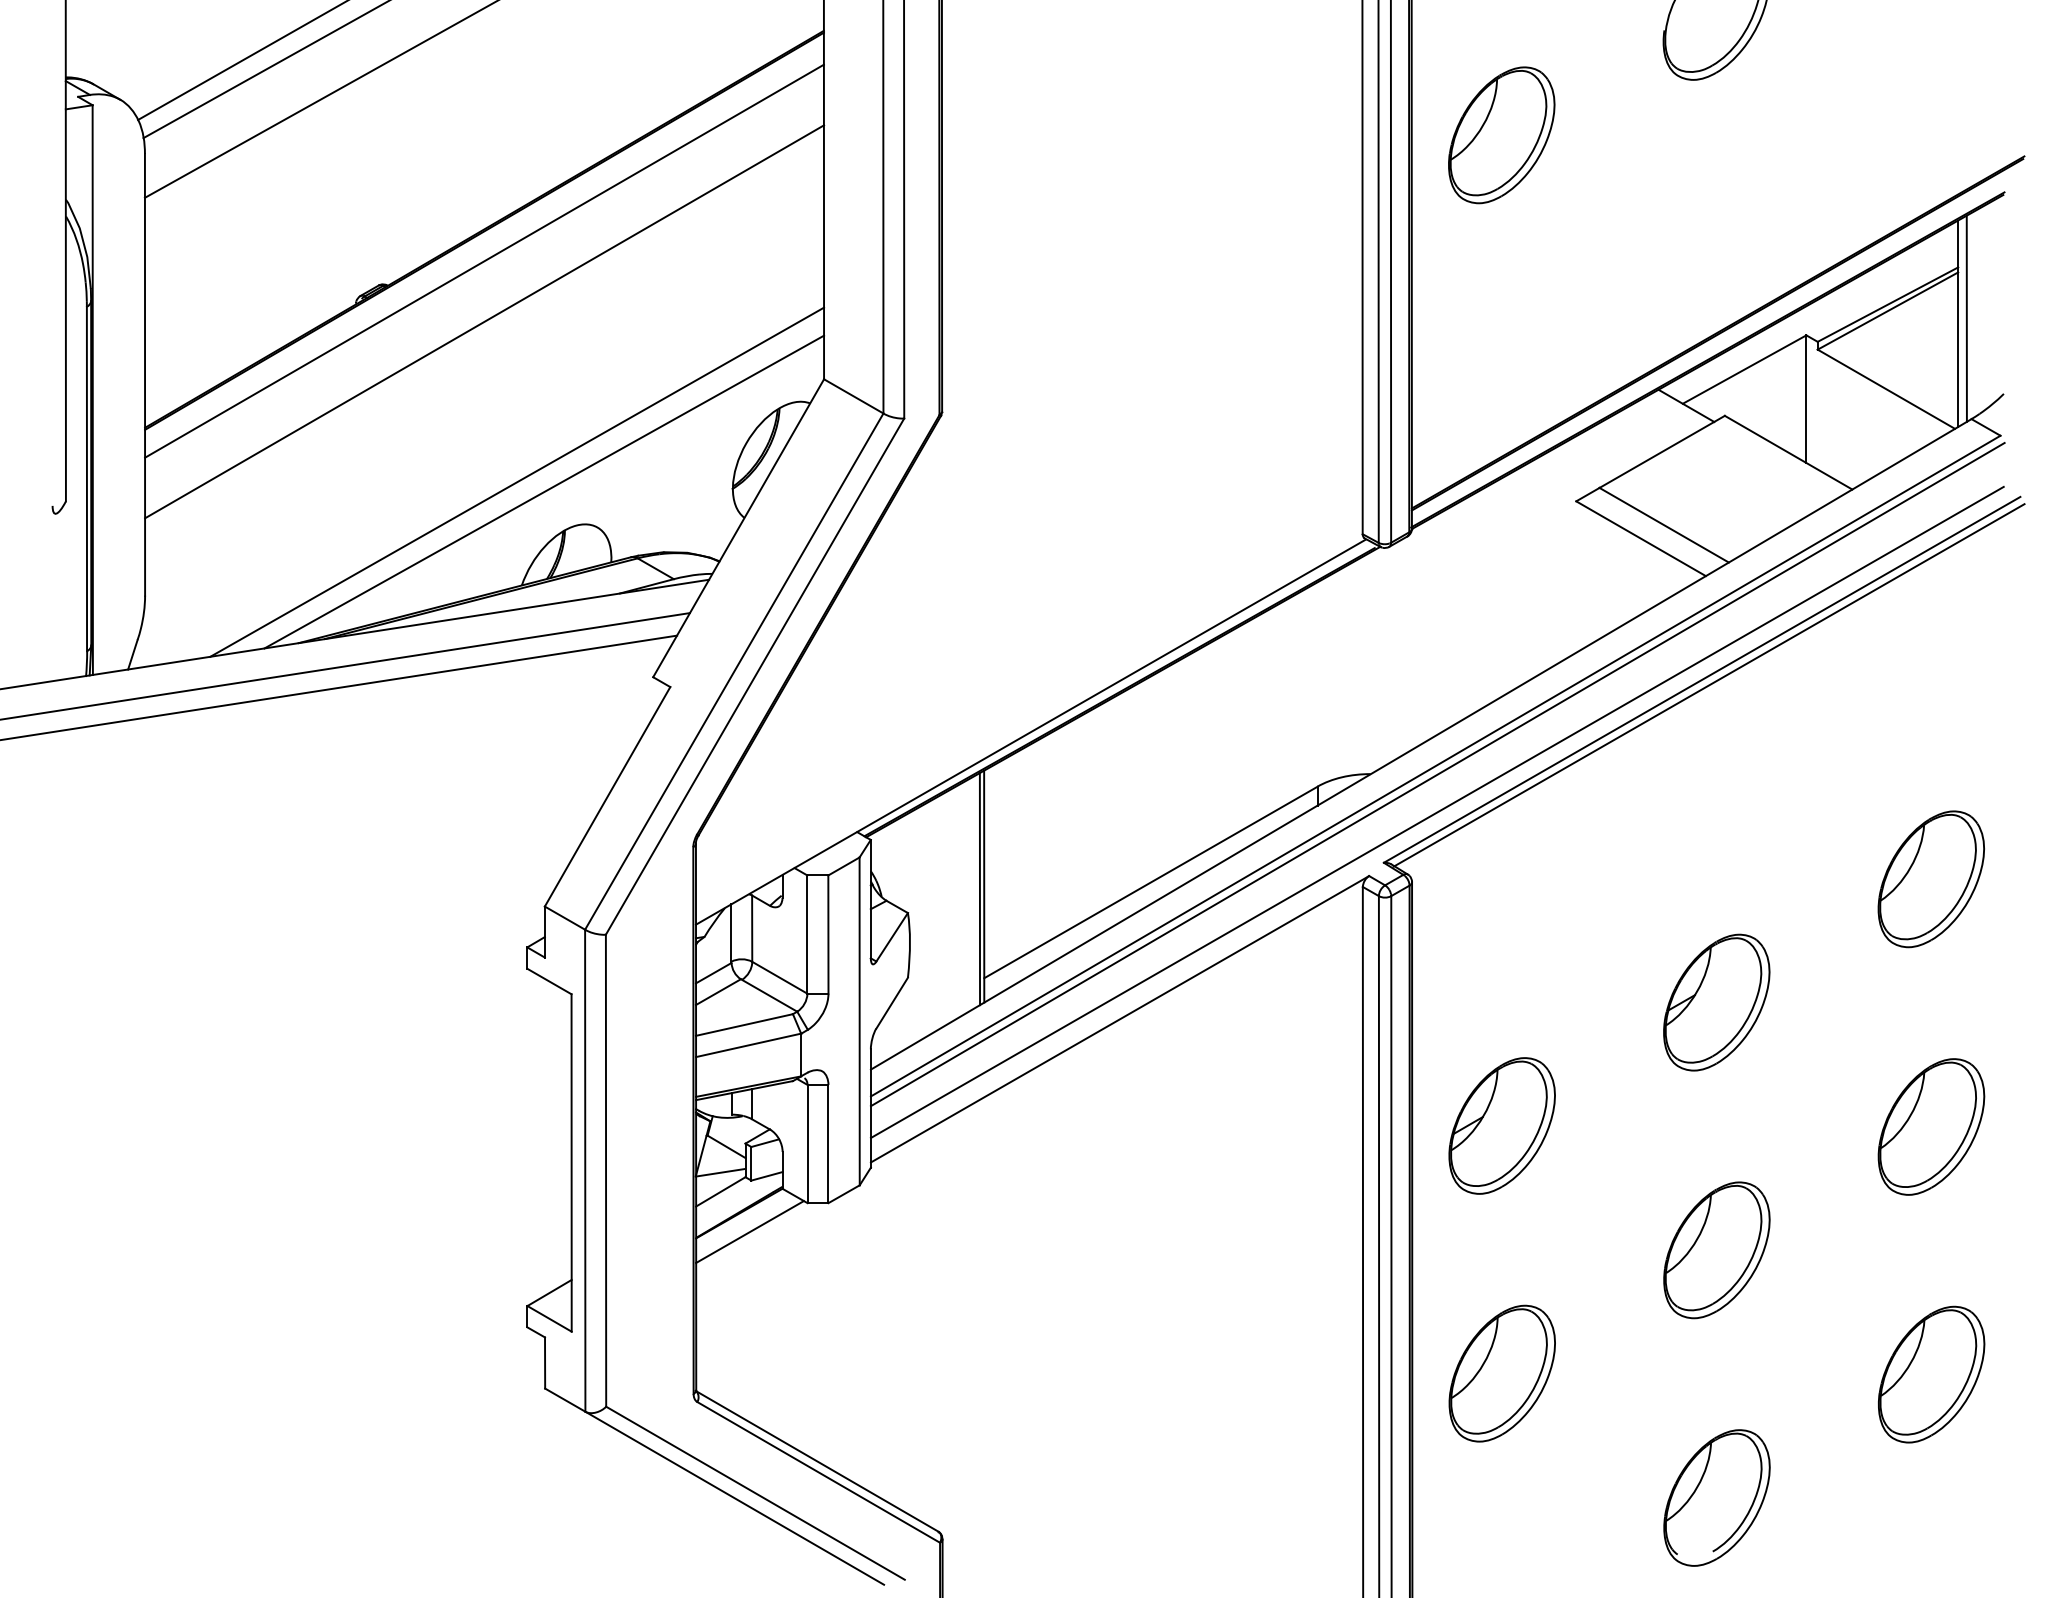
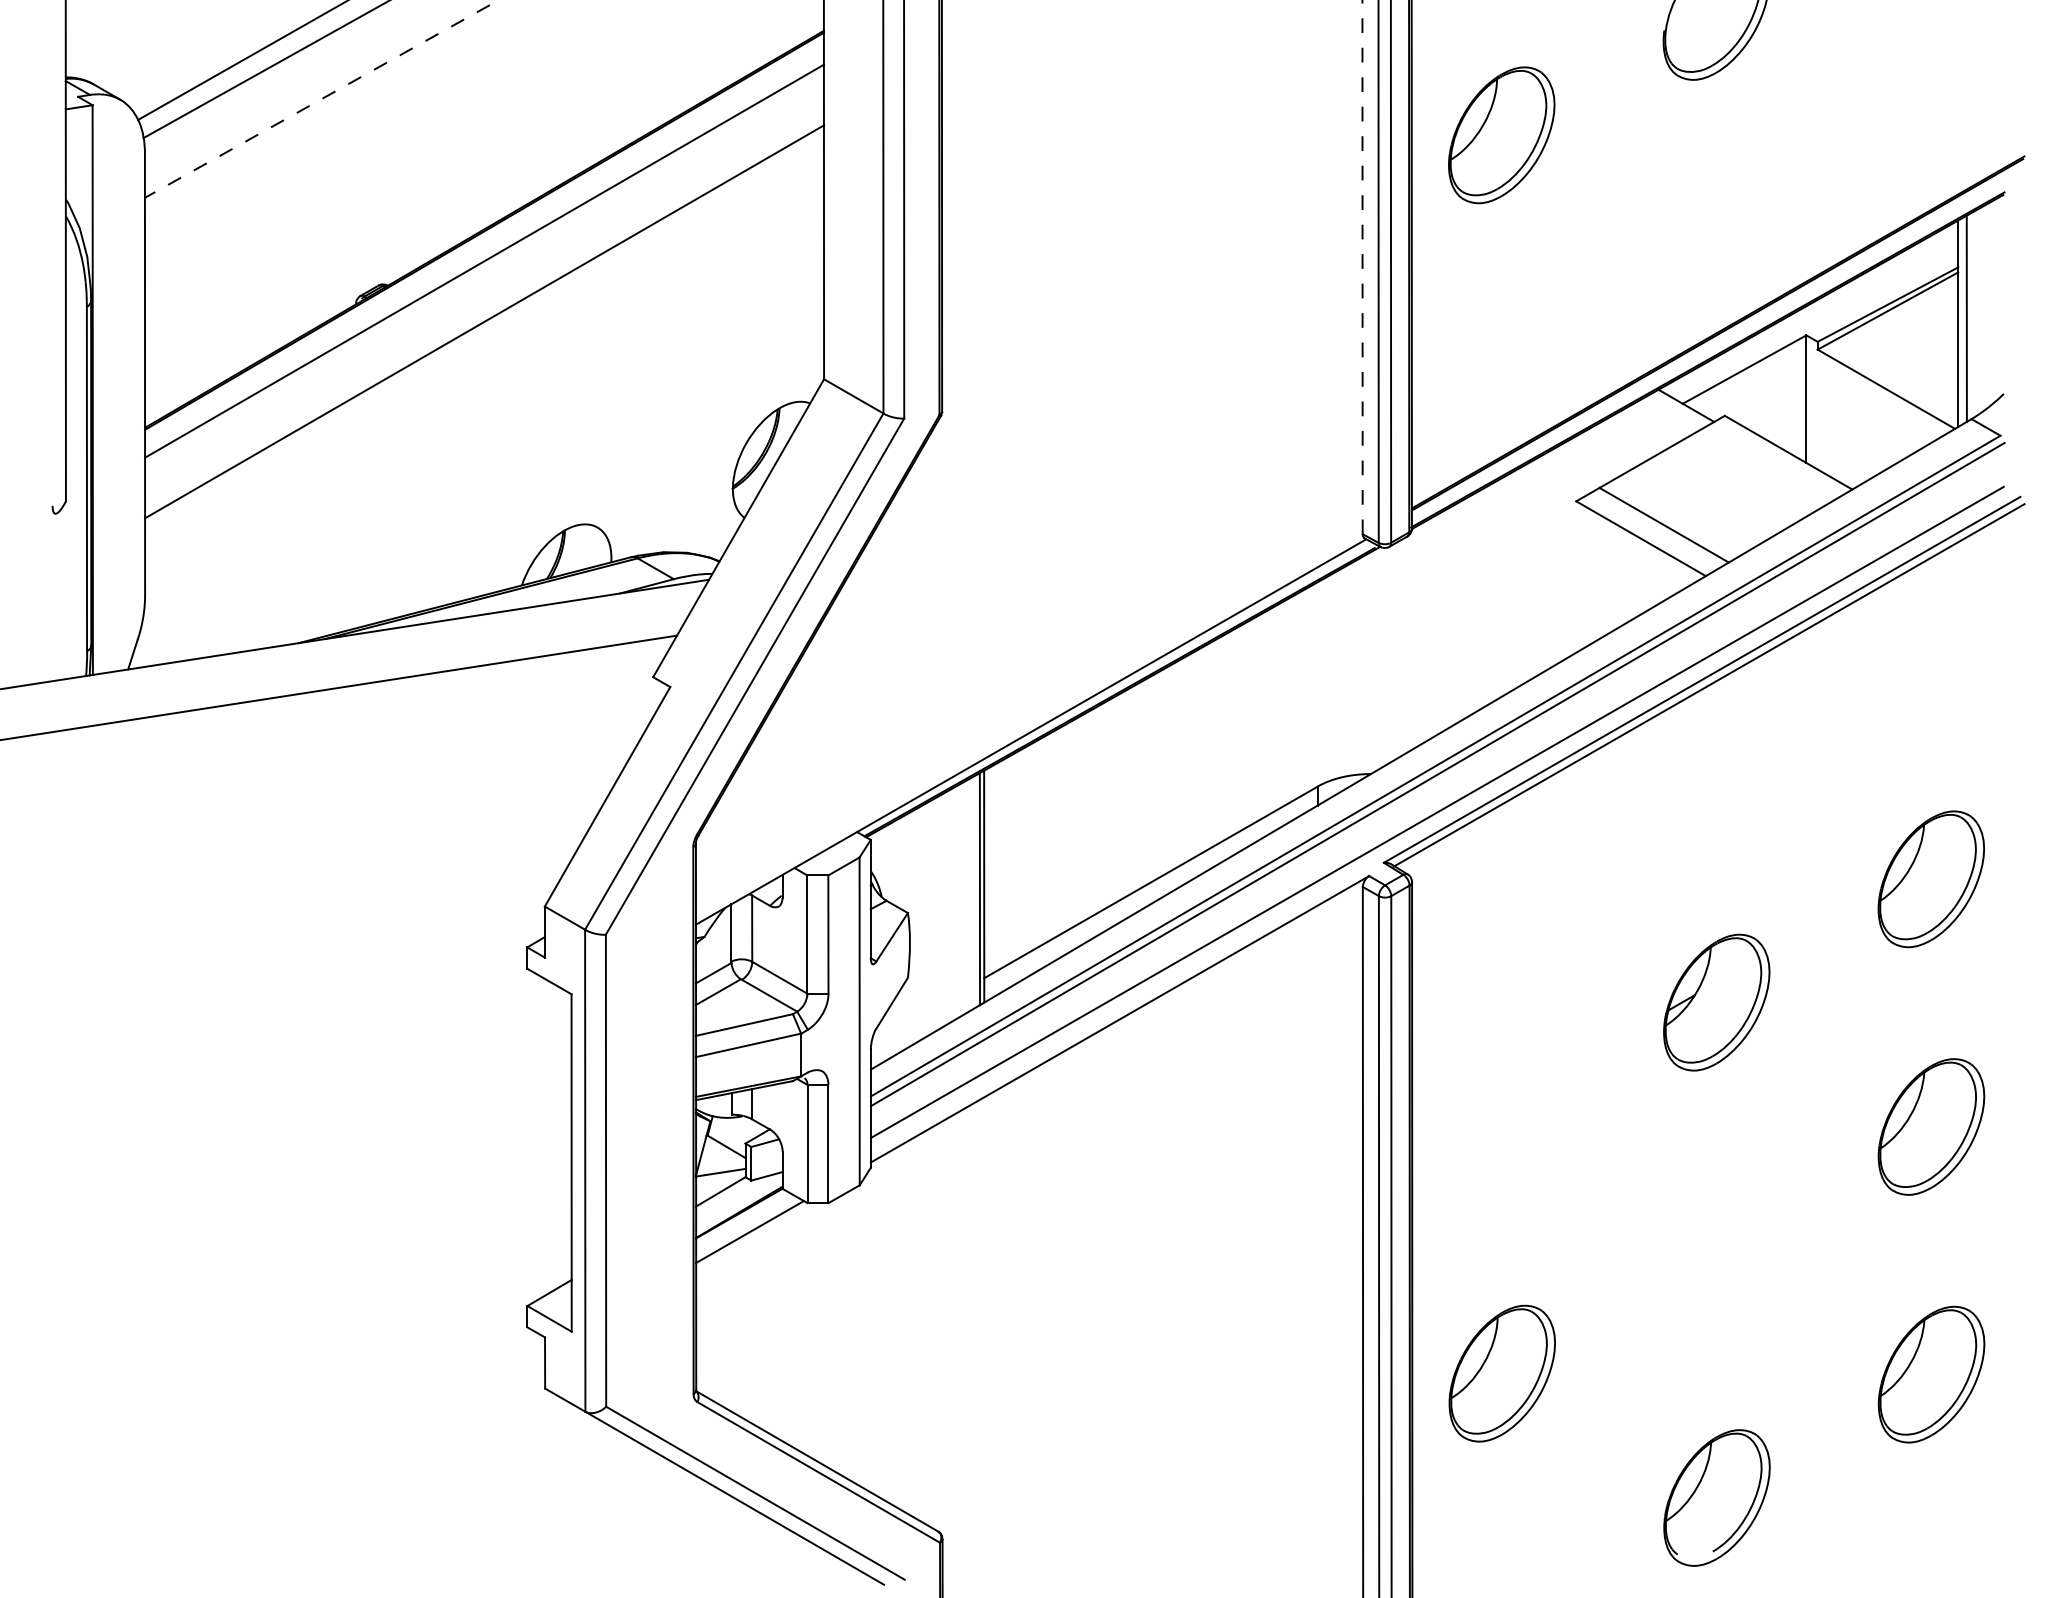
line: solid -> dashed (321, 99)
line: solid -> dashed (1362, 267)
line: present -> none (517, 481)
line: present -> none (544, 491)
line: present -> none (345, 666)
part: present -> none (1501, 1125)
part: present -> none (1716, 1250)
